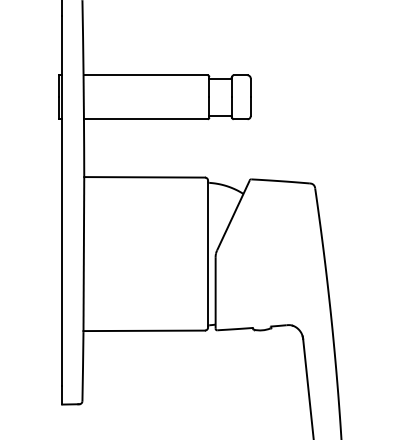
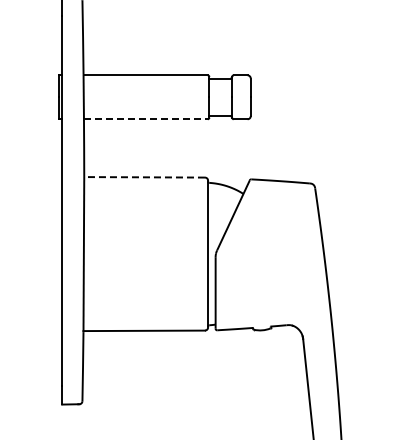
line: solid -> dashed (145, 119)
line: solid -> dashed (144, 177)
